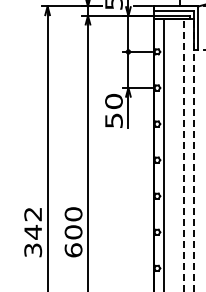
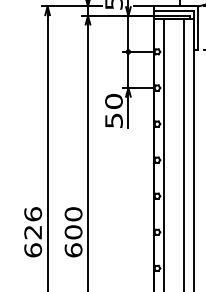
line: dashed -> solid (184, 154)
line: dashed -> solid (194, 154)
text: 342 -> 626 (33, 232)
